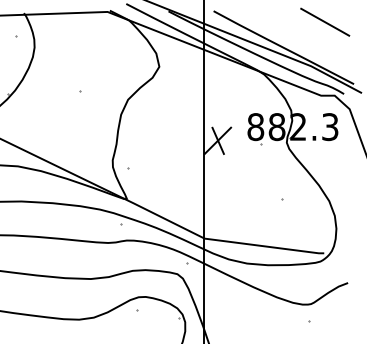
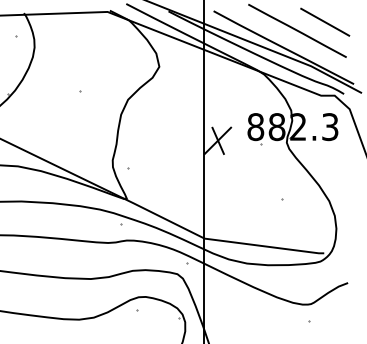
line: none -> present (297, 30)
